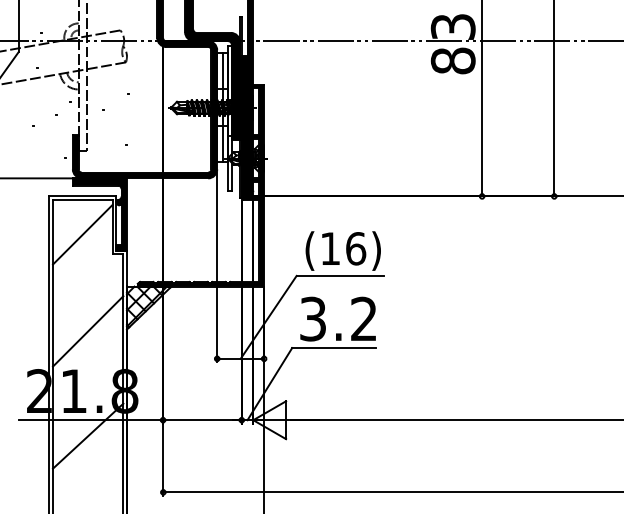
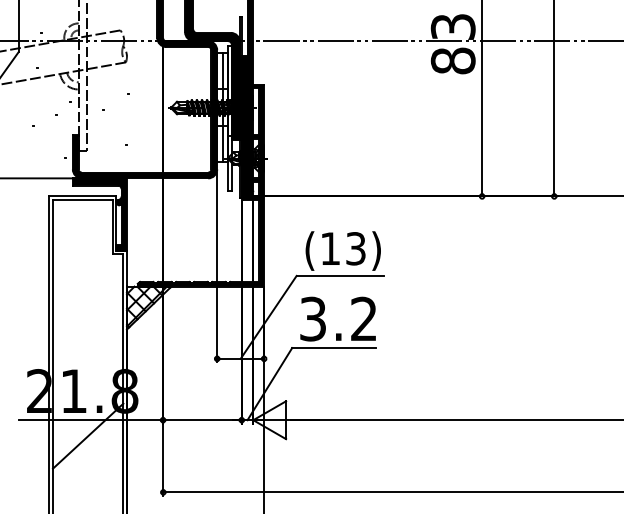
line: present -> none (82, 234)
text: (16) -> (13) (356, 248)
line: present -> none (88, 331)
